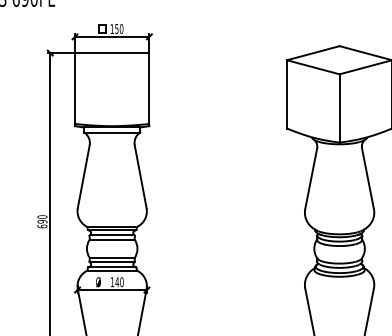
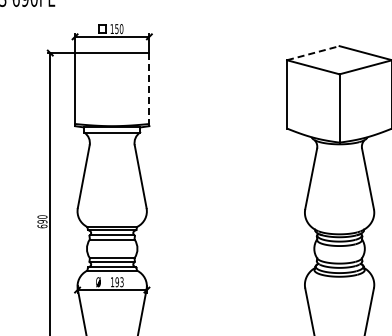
line: solid -> dashed (313, 53)
line: solid -> dashed (149, 89)
text: 140 -> 193 (119, 282)
